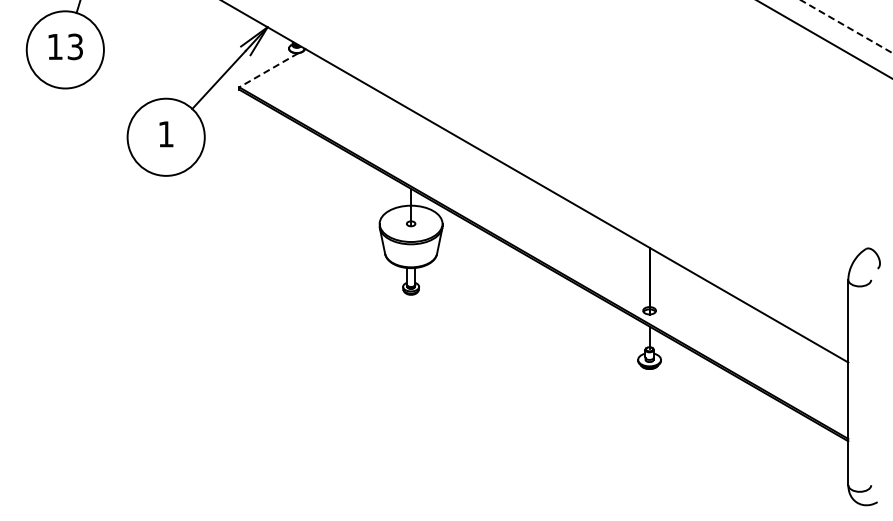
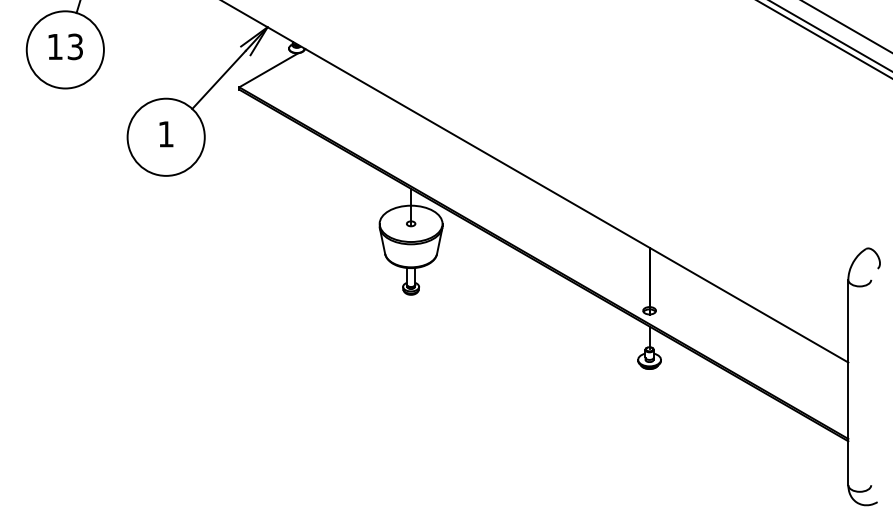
line: dashed -> solid (846, 26)
line: none -> present (830, 36)
line: dashed -> solid (268, 70)
